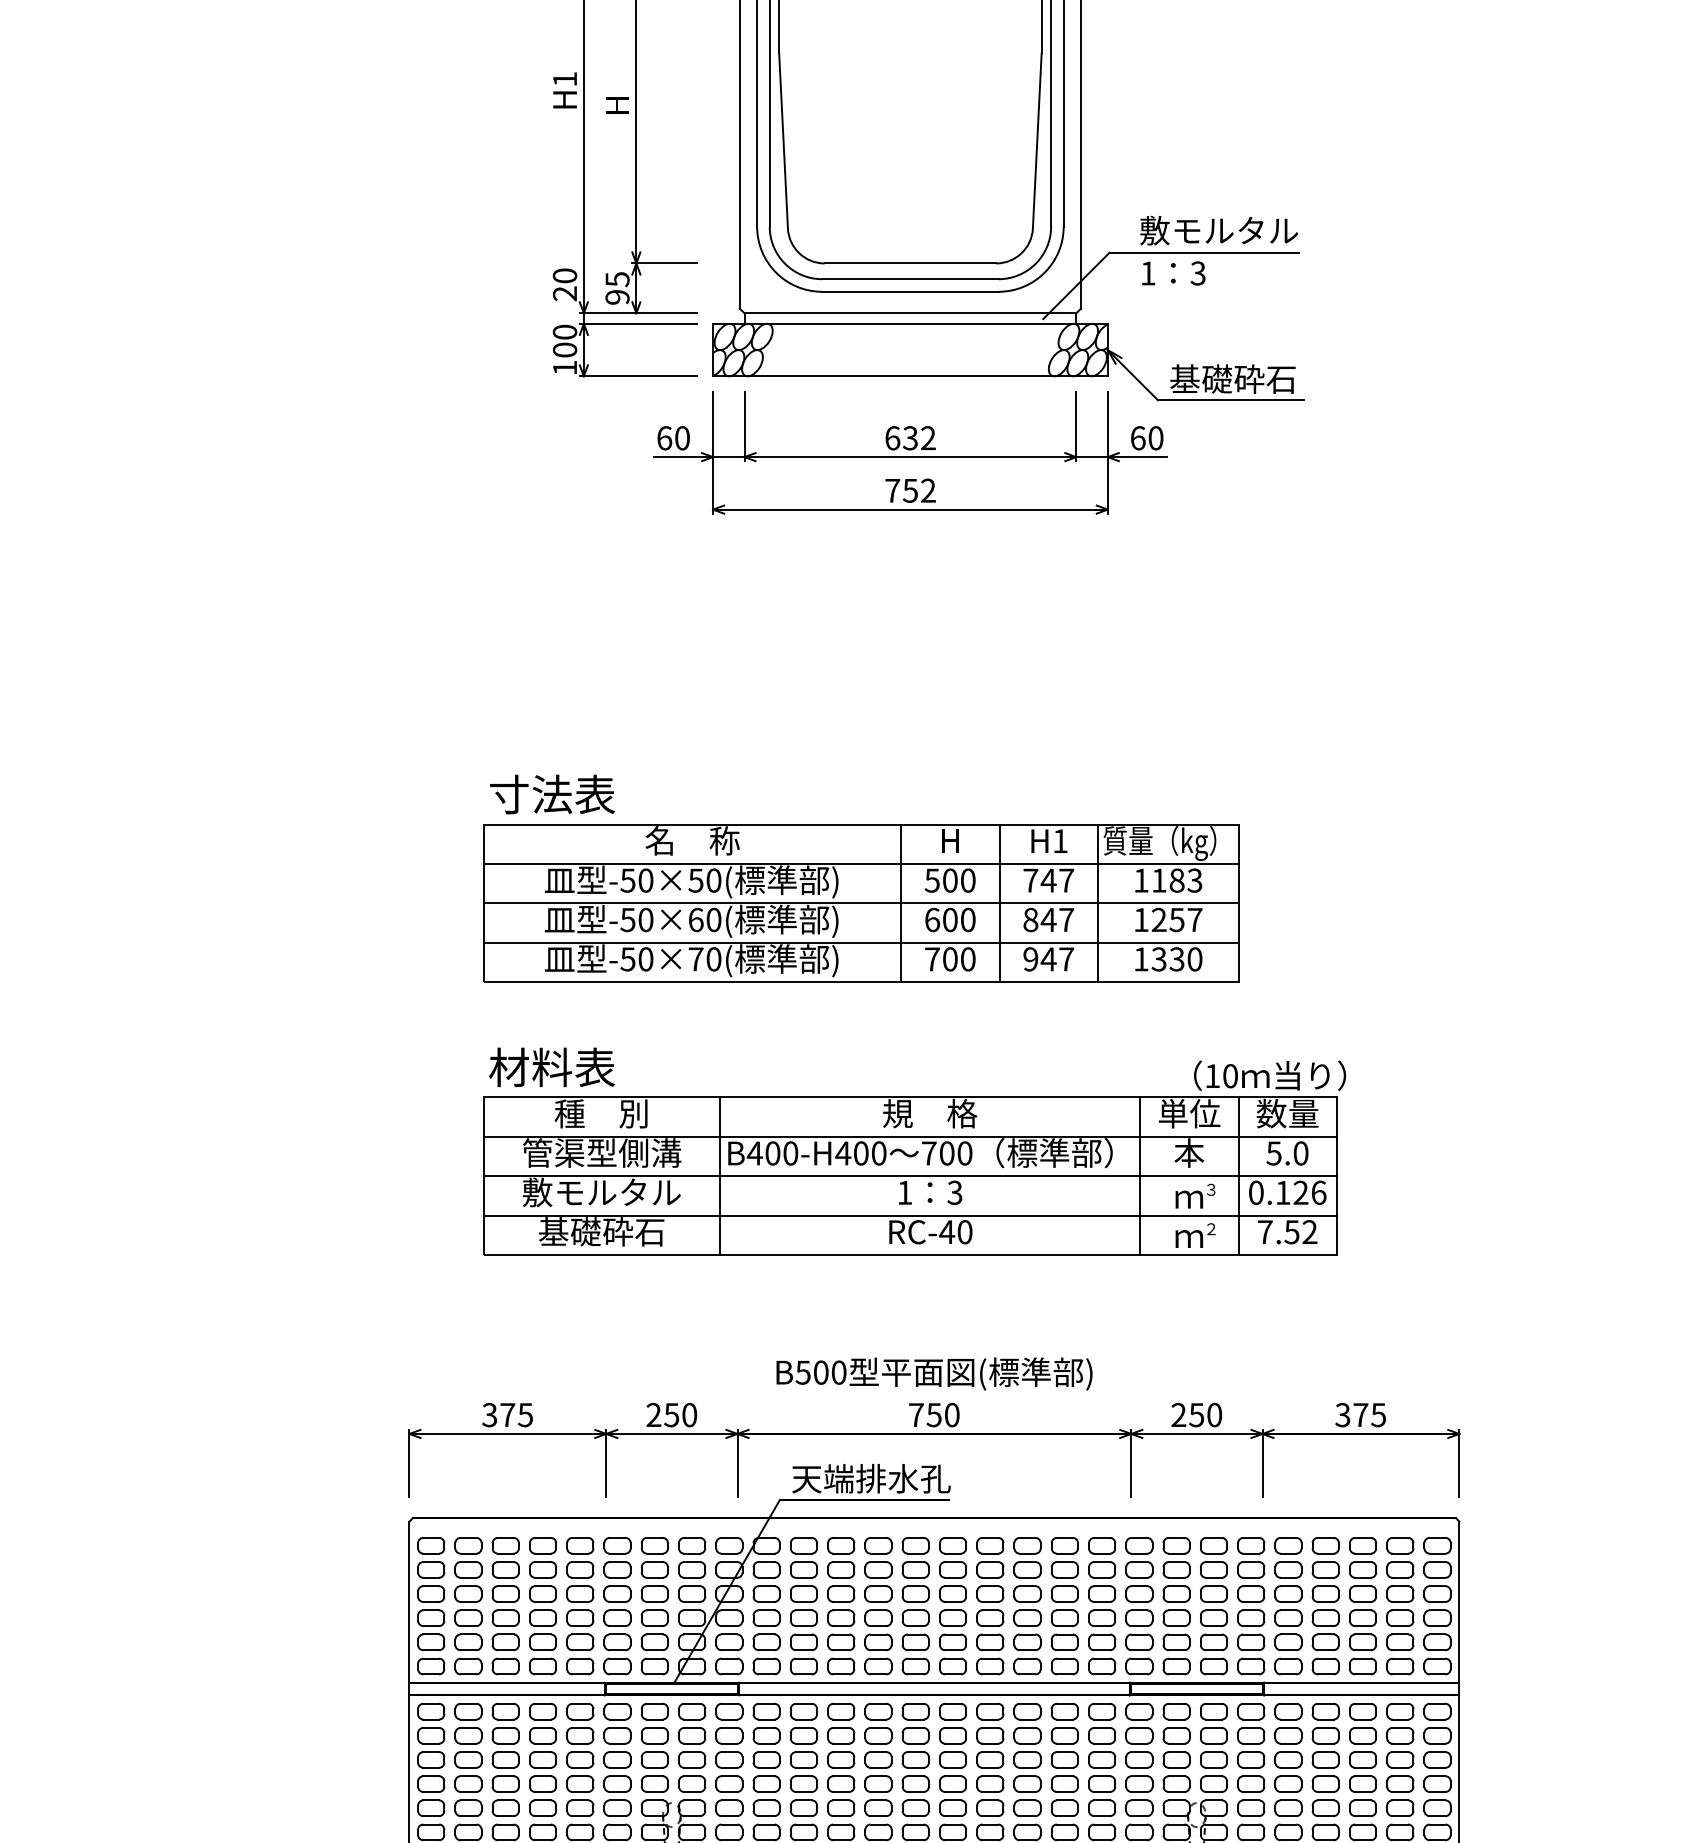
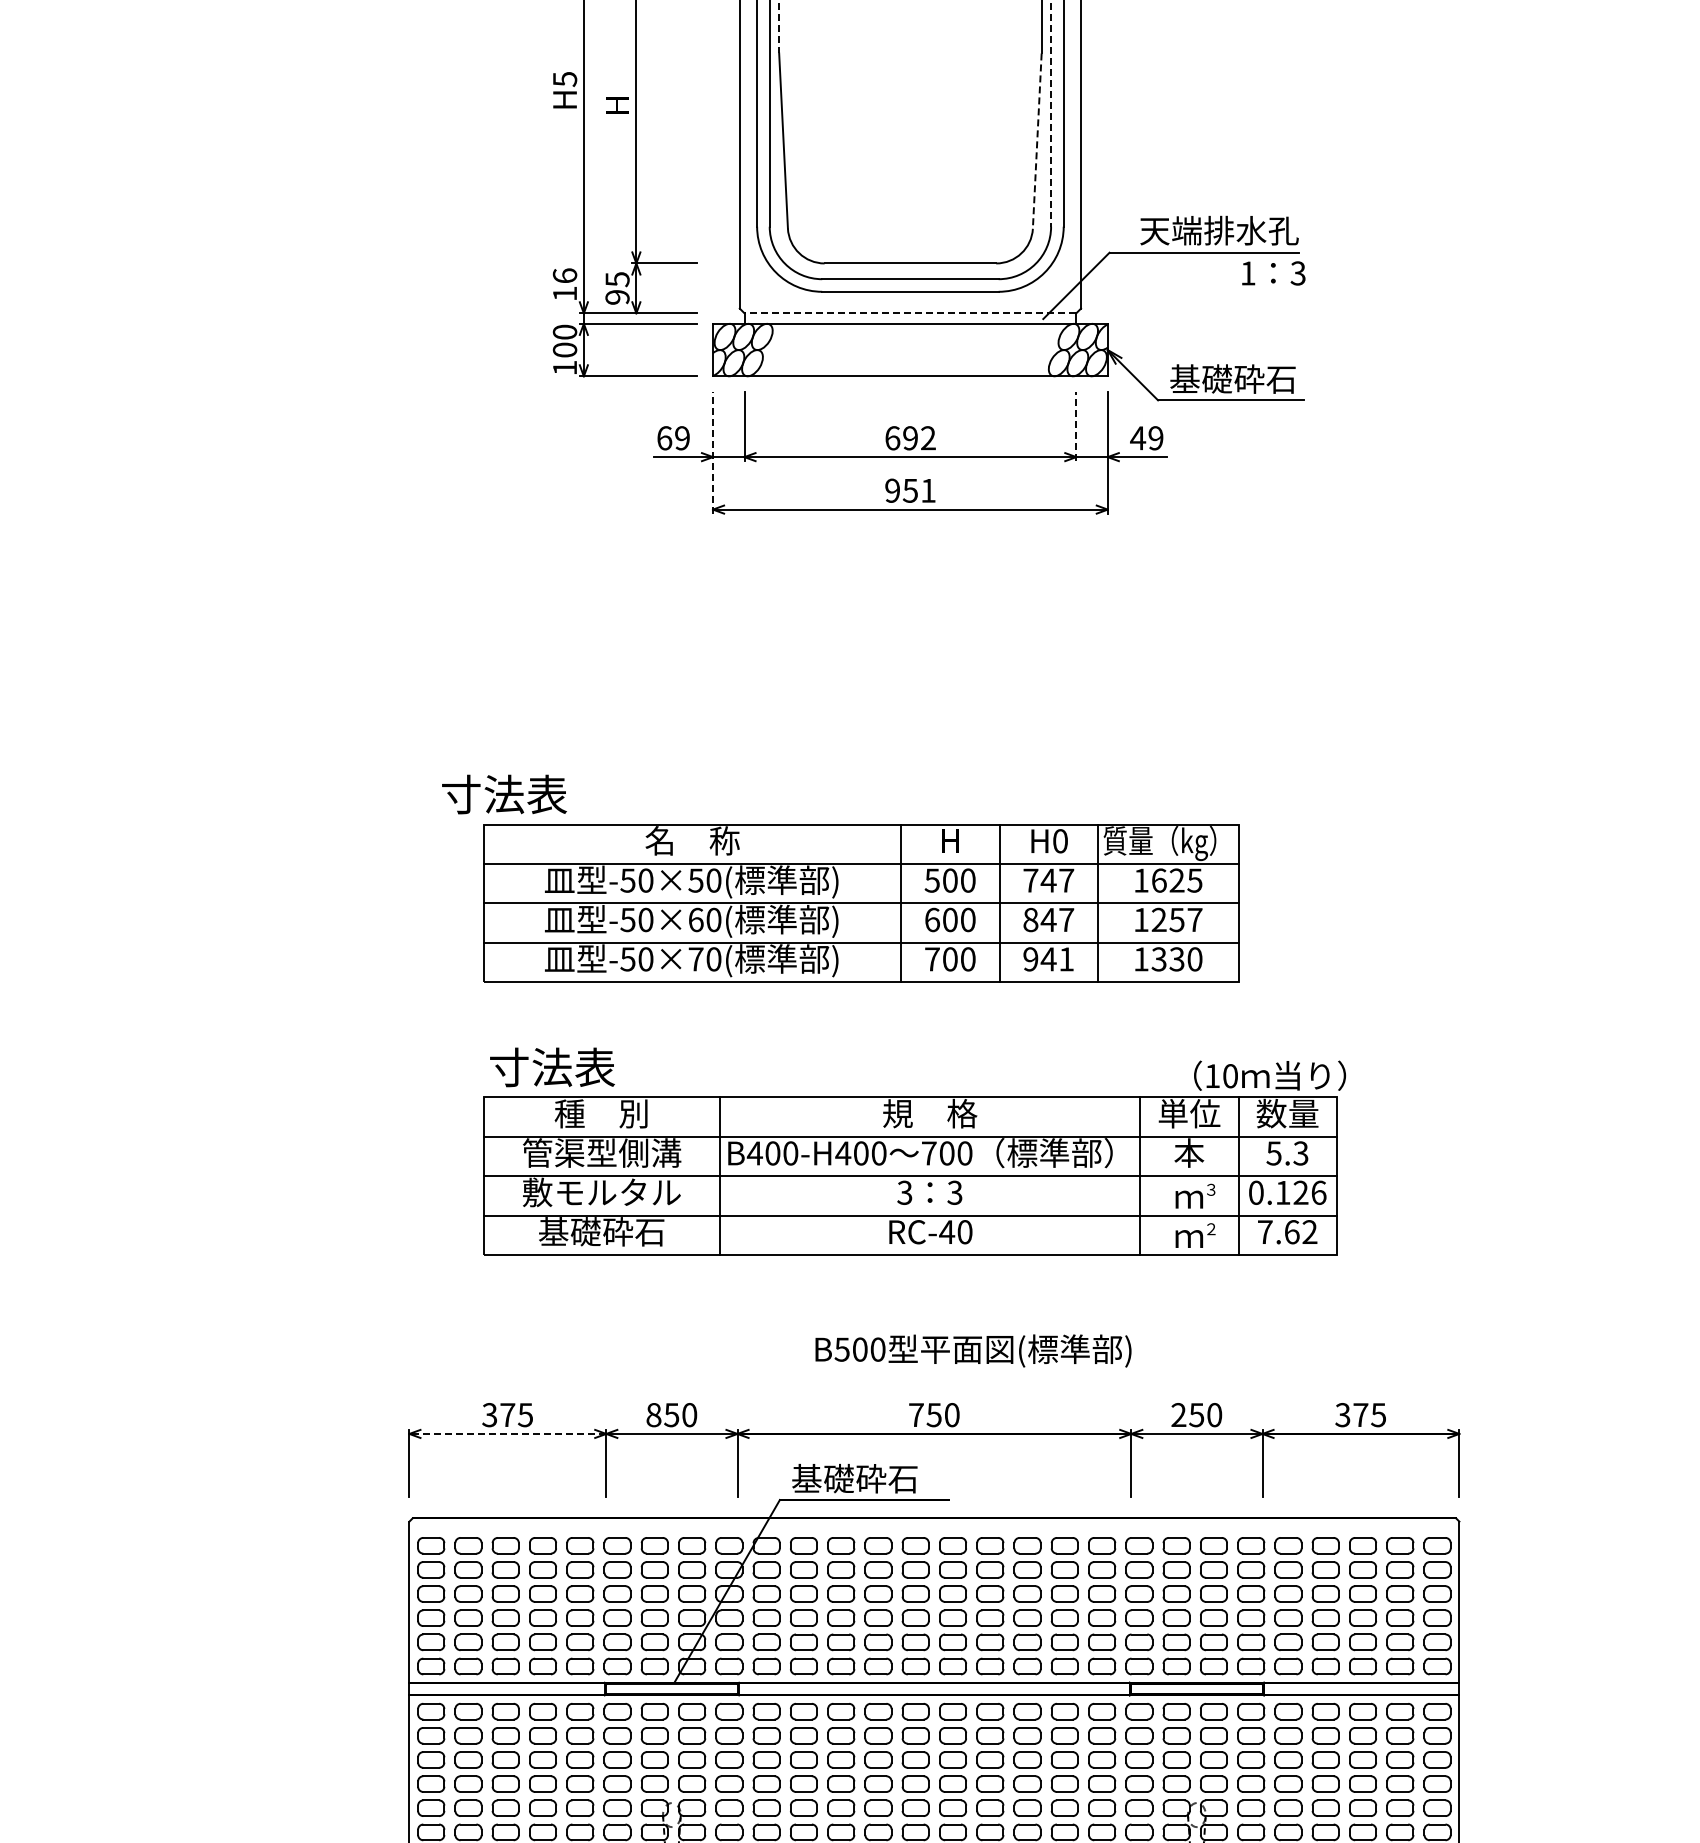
line: solid -> dashed (779, 27)
text: H1 -> H5 (565, 79)
line: solid -> dashed (1051, 114)
line: solid -> dashed (1037, 141)
text: 敷モルタル -> 天端排水孔 (1219, 230)
text position: (1173, 273) -> (1273, 273) (1273, 273)
text: 20 -> 16 (564, 284)
line: solid -> dashed (910, 313)
line: solid -> dashed (1076, 426)
text: 60 -> 69 (682, 438)
text: 632 -> 692 (909, 438)
text: 60 -> 49 (1146, 438)
line: solid -> dashed (713, 452)
text: 752 -> 951 (910, 490)
text position: (552, 794) -> (504, 794) (504, 794)
text: H1 -> H0 (1060, 841)
text: 1183 -> 1625 (1177, 880)
text: 947 -> 941 (1066, 959)
text: 材料表 -> 寸法表 (530, 1067)
text: 5.0 -> 5.3 (1300, 1153)
text: 1 -> 3 (904, 1192)
text: 7.52 -> 7.62 (1291, 1232)
text position: (934, 1373) -> (973, 1350) (973, 1350)
text: 250 -> 850 (653, 1415)
line: solid -> dashed (507, 1433)
text: 天端排水孔 -> 基礎砕石 (871, 1478)
